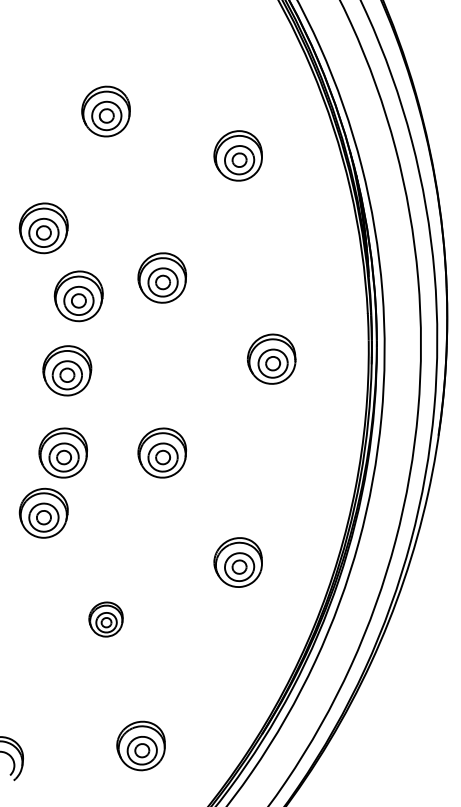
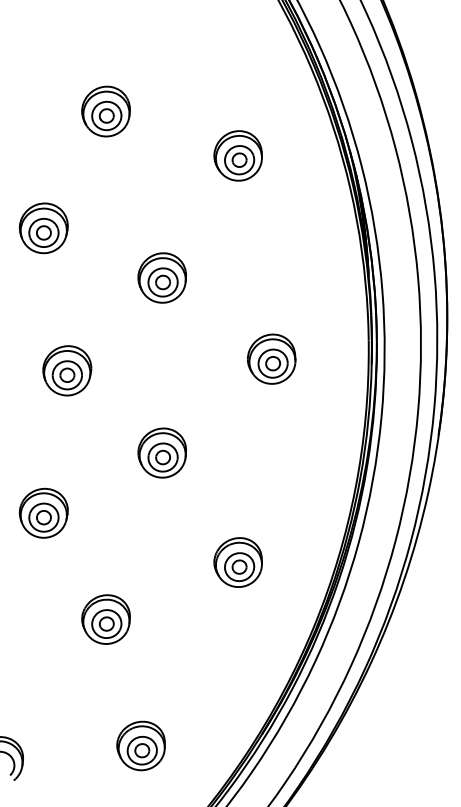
part: present -> none (78, 296)
part: present -> none (62, 452)
part size: 36x37 px -> 50x51 px (105, 619)
